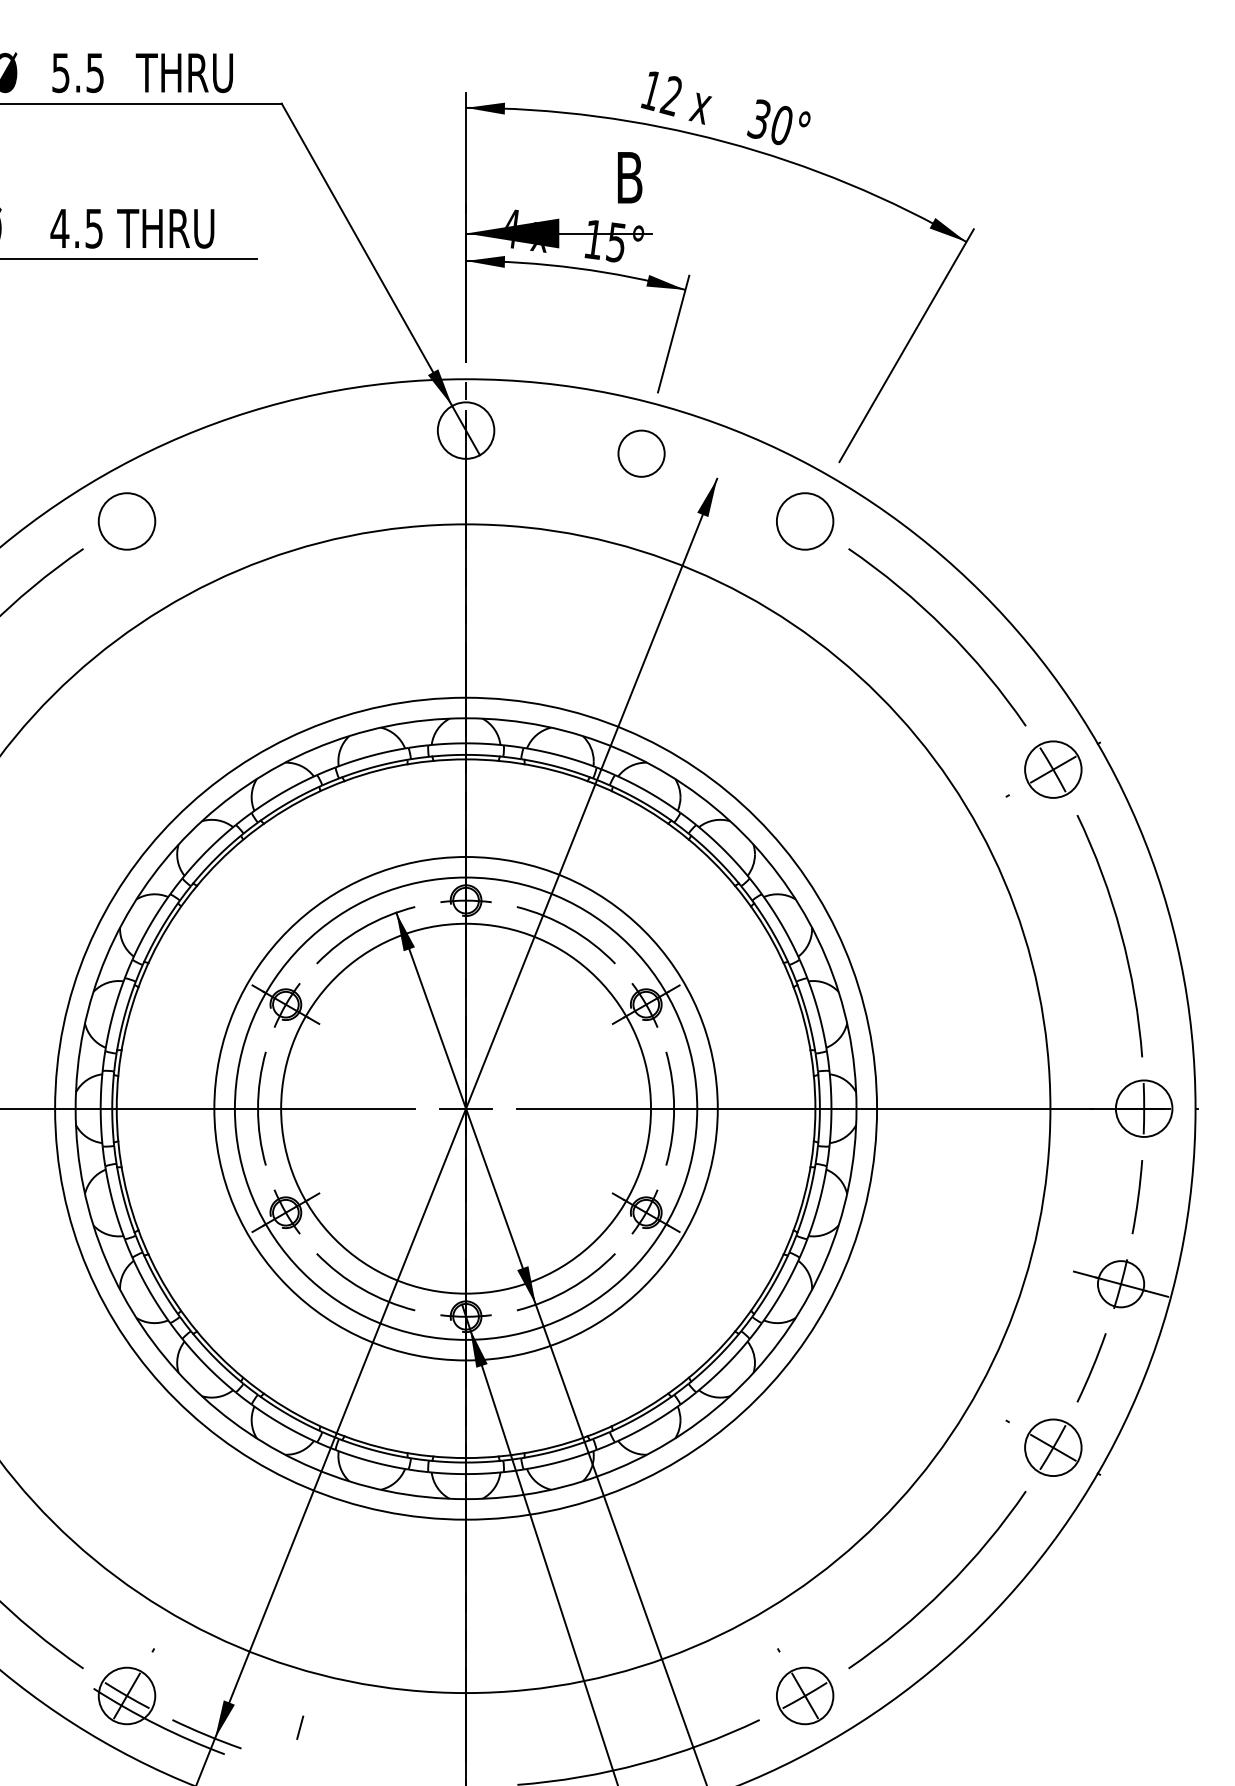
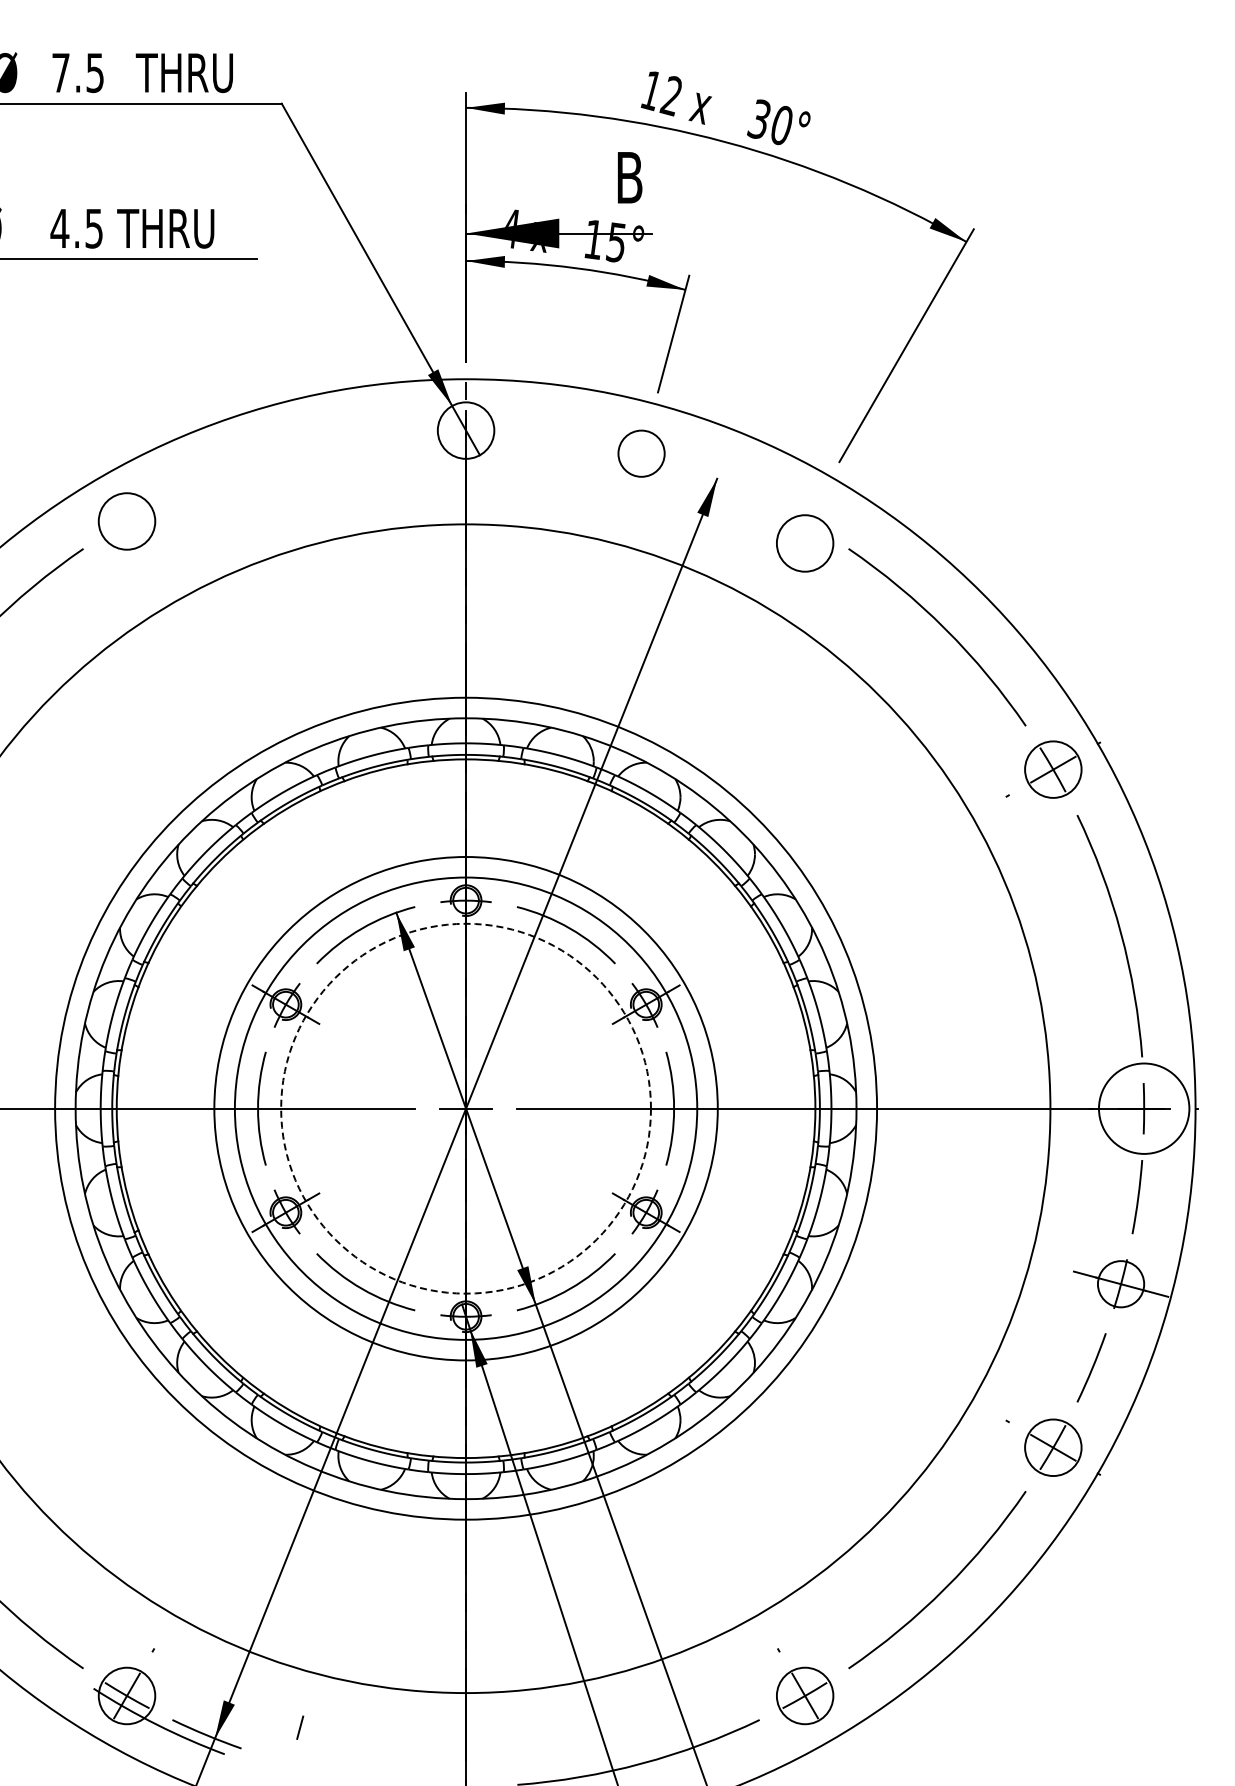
text: 5.5 -> 7.5 (60, 73)
circle position: (805, 521) -> (805, 543) (805, 543)
circle: solid -> dashed (466, 1108)
circle diameter: 57 px -> 90 px (1143, 1108)
